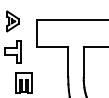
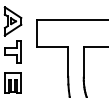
part size: 14x23 px -> 20x31 px (12, 21)
part position: (23, 82) -> (12, 82) (12, 82)
